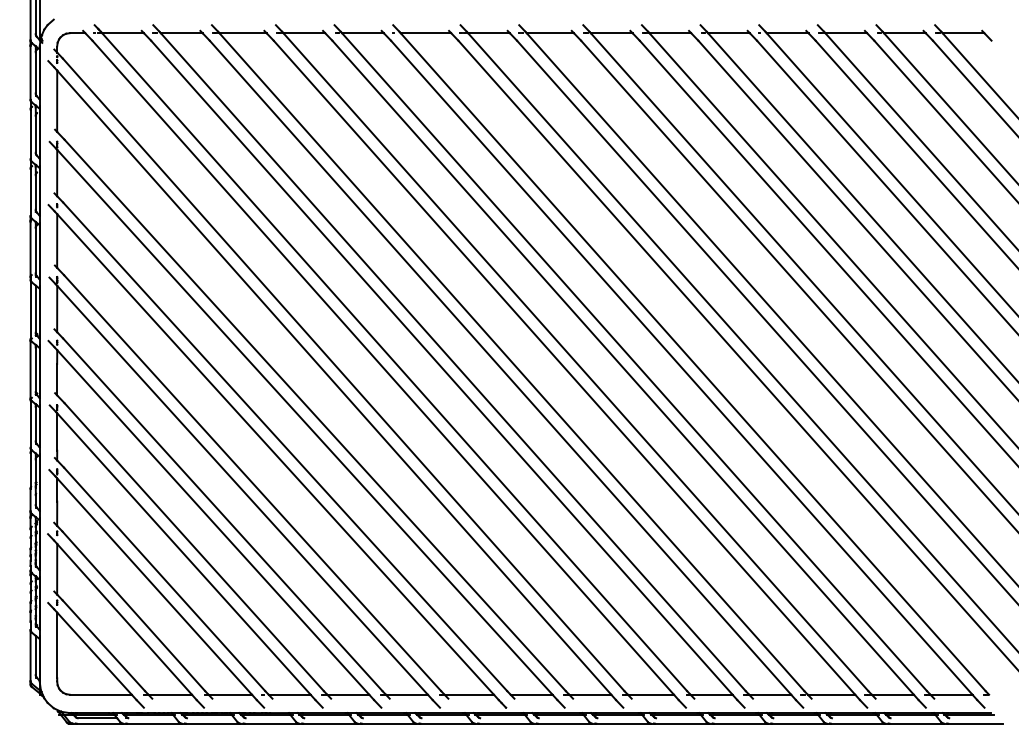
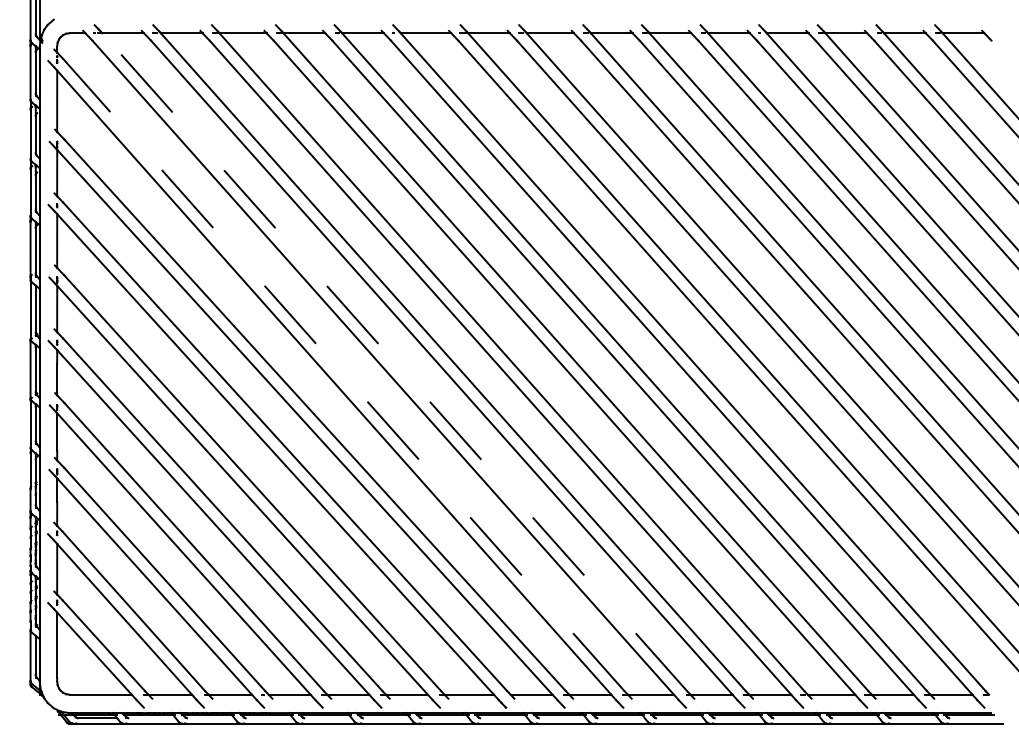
line: solid -> dashed (394, 361)
line: solid -> dashed (343, 374)
